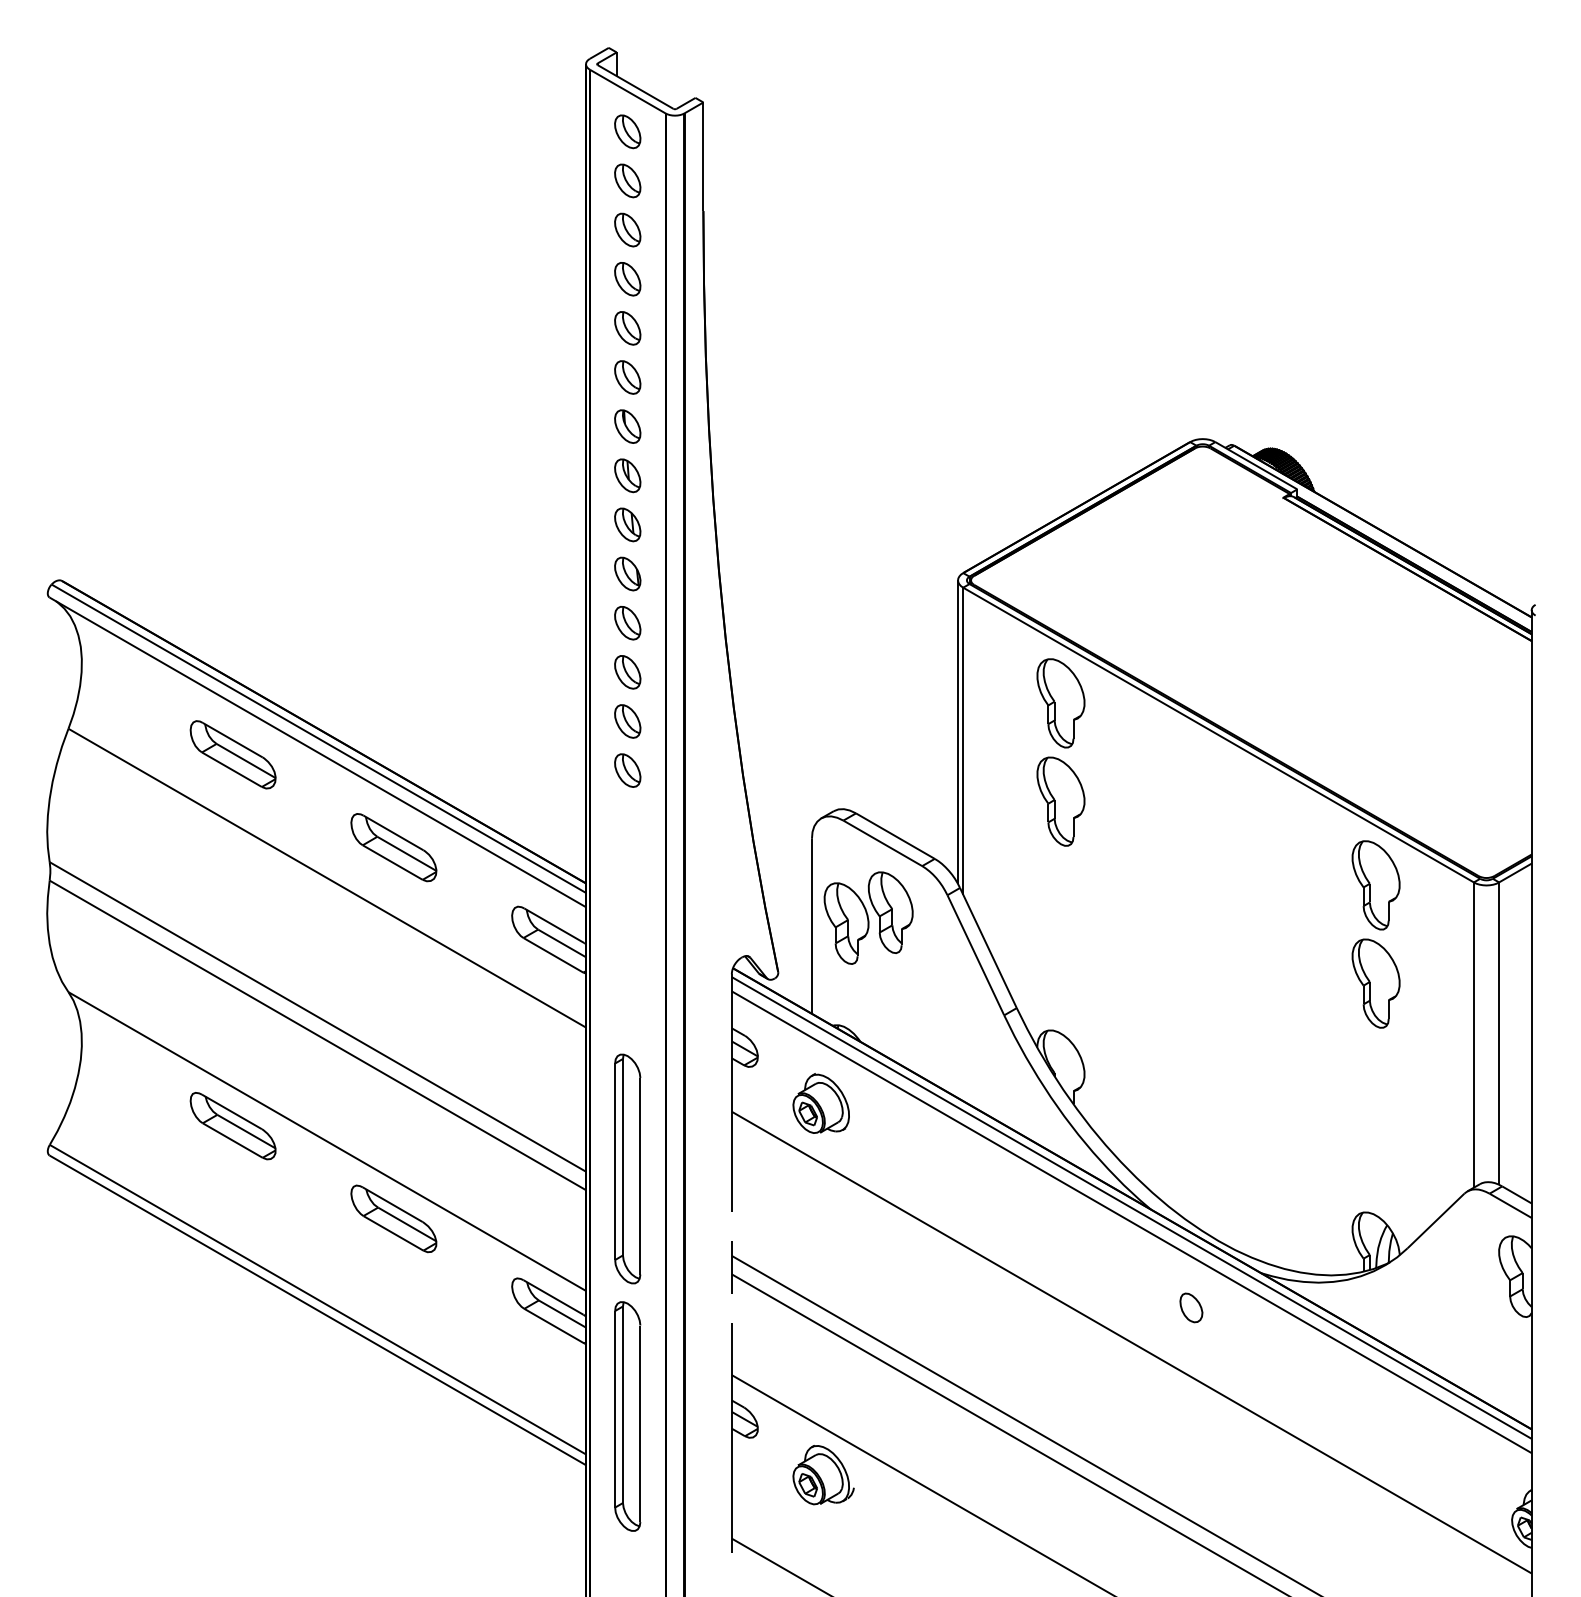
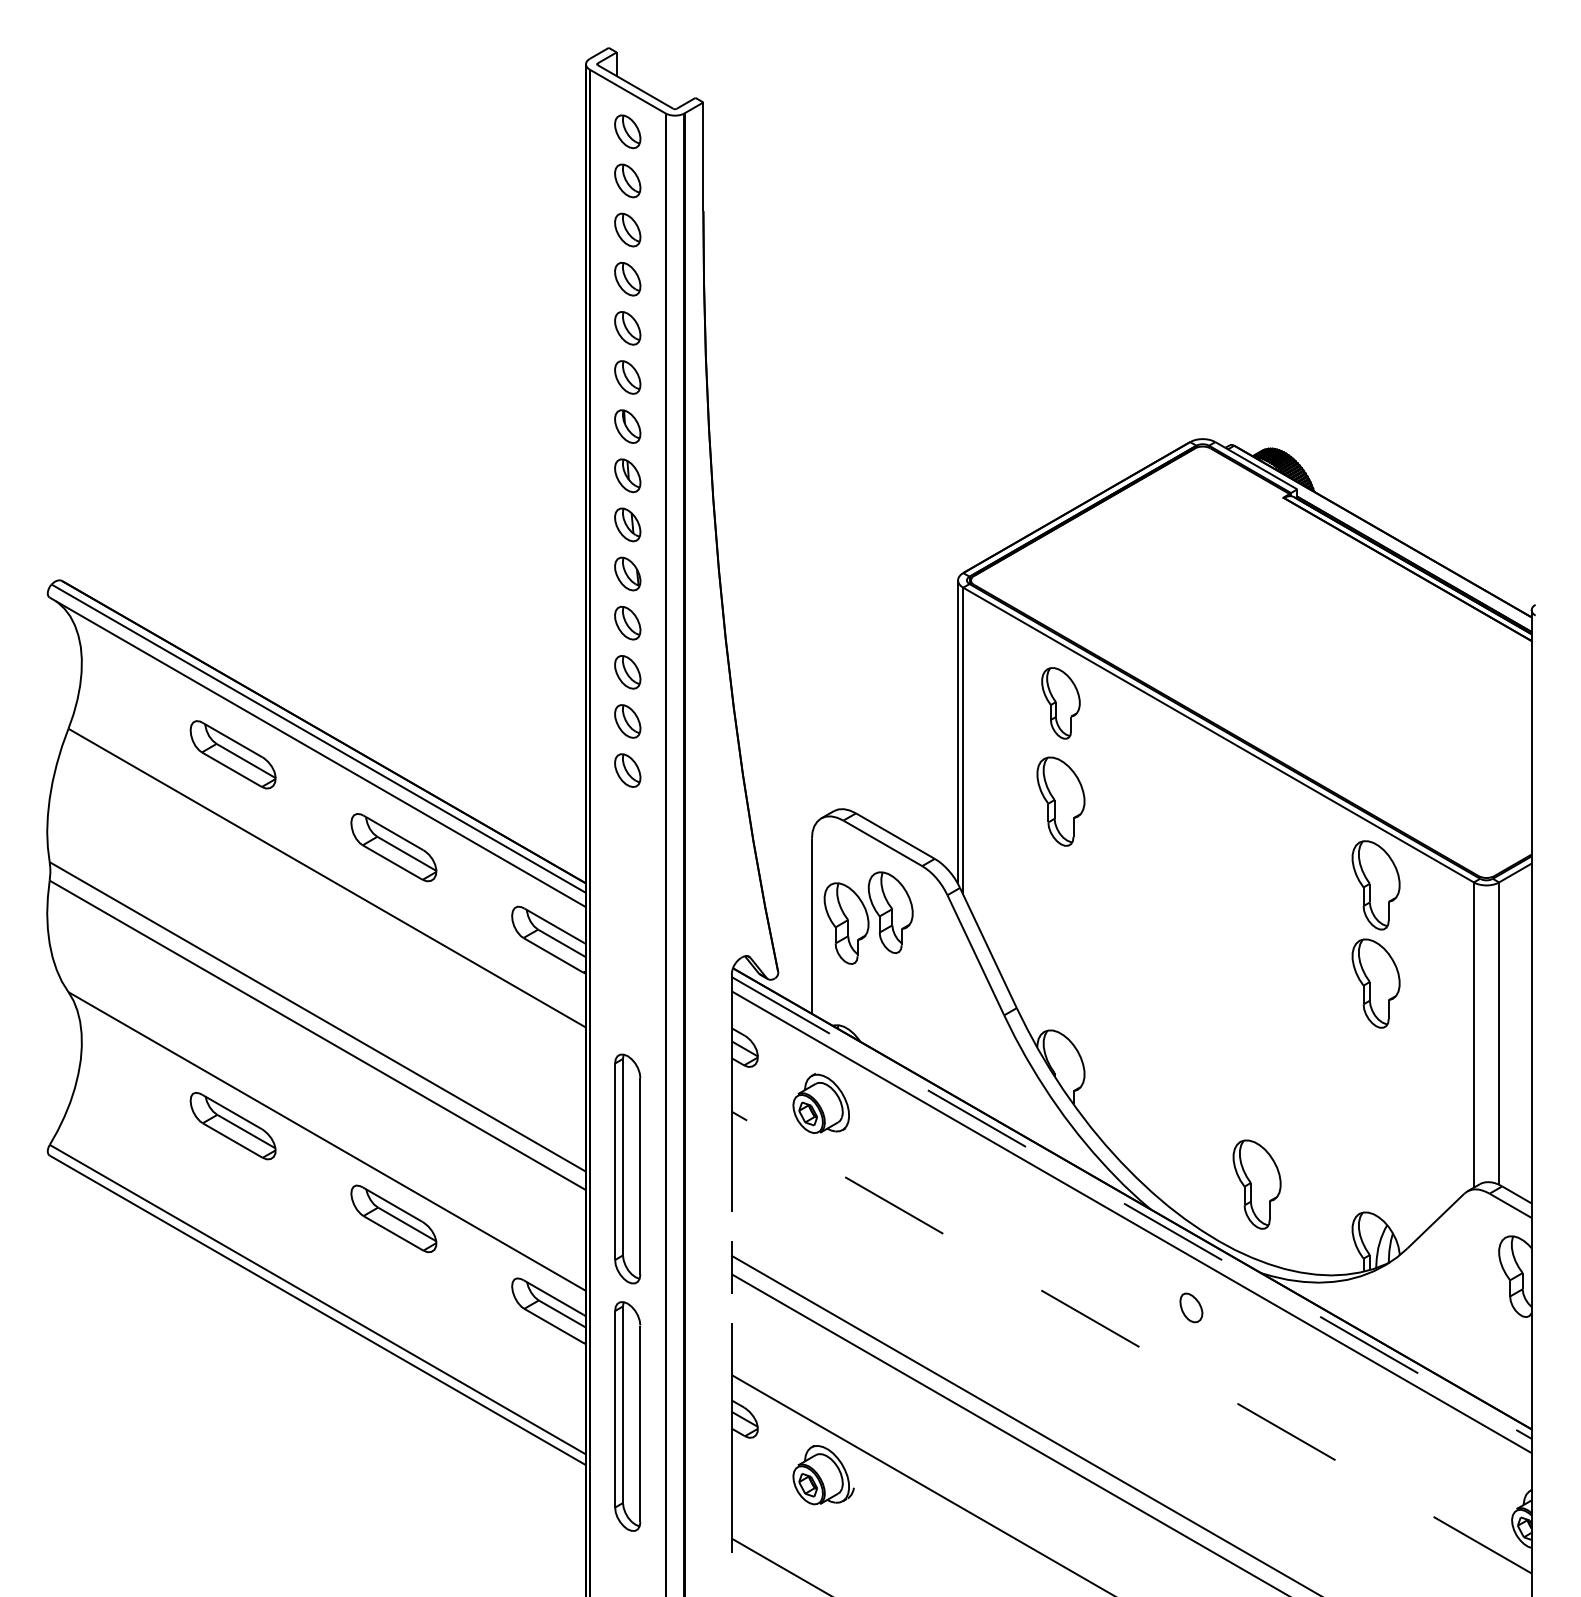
part size: 50x91 px -> 40x73 px (1060, 703)
part: none -> present (1256, 1184)
line: solid -> dashed (1131, 1207)
line: solid -> dashed (1131, 1342)
